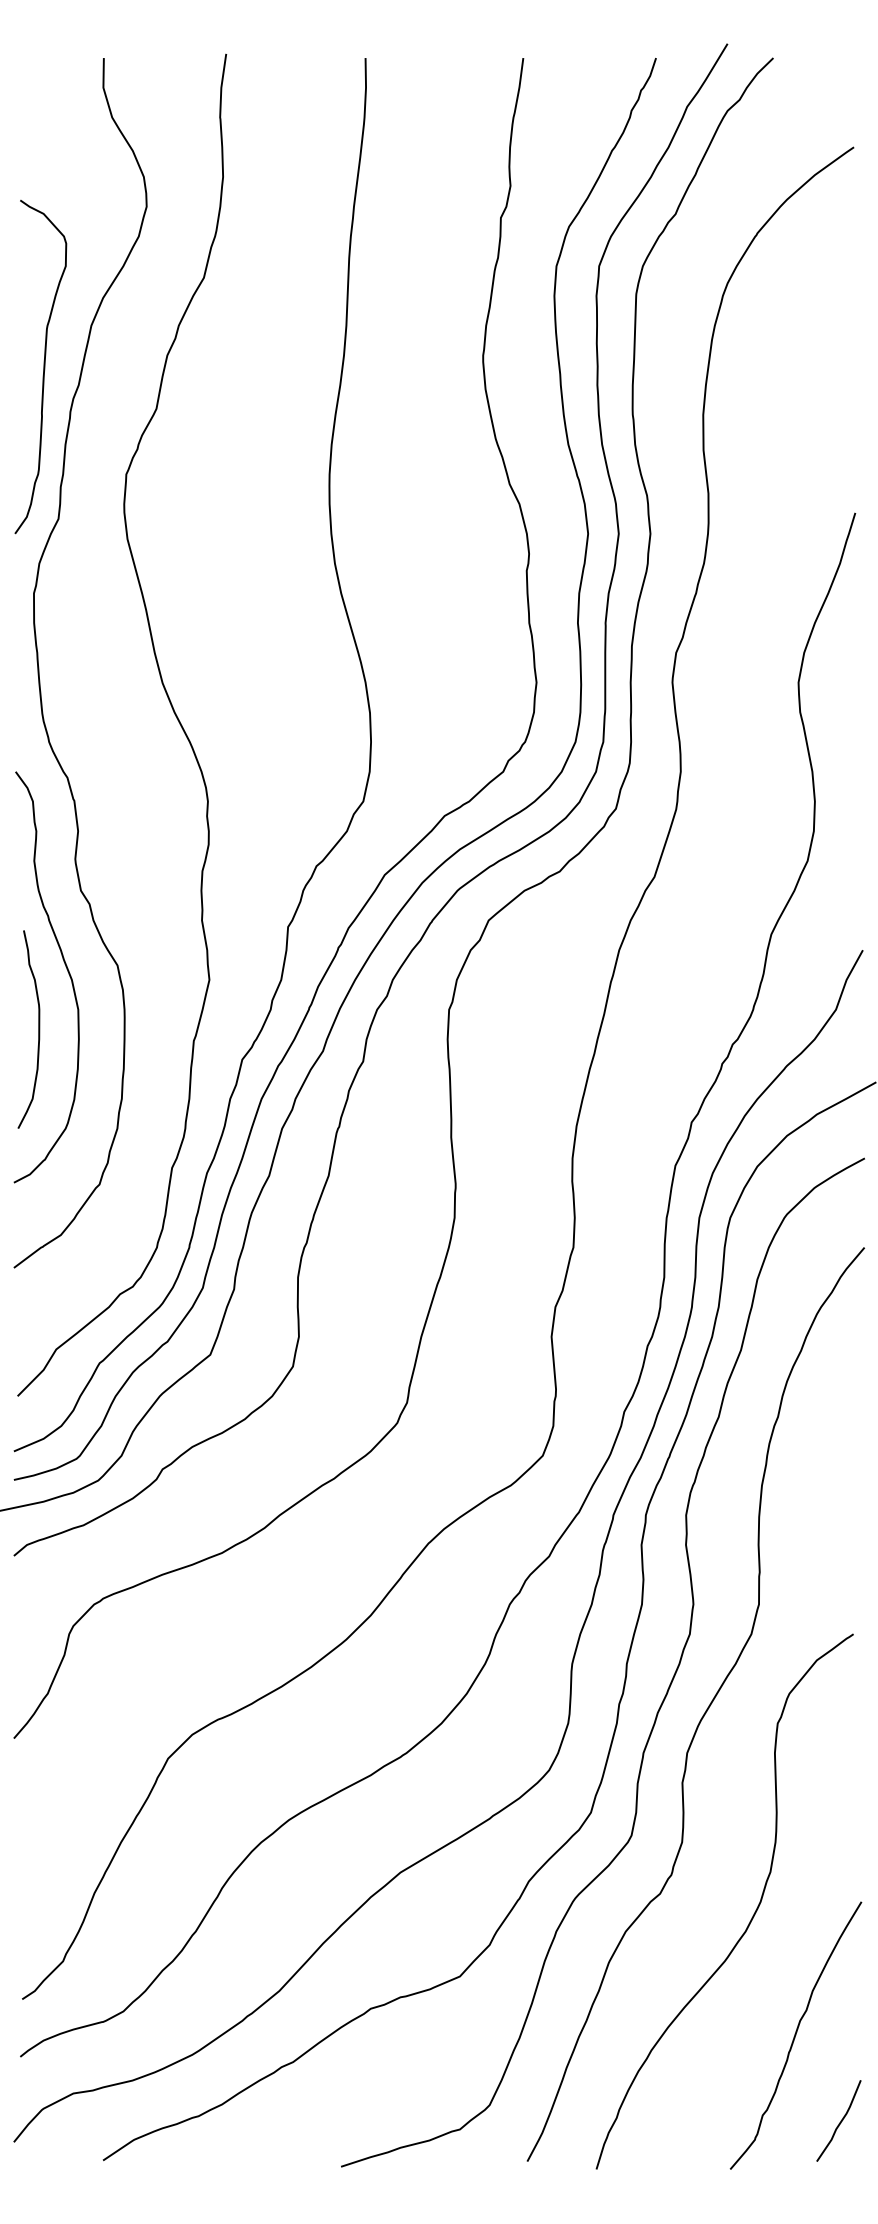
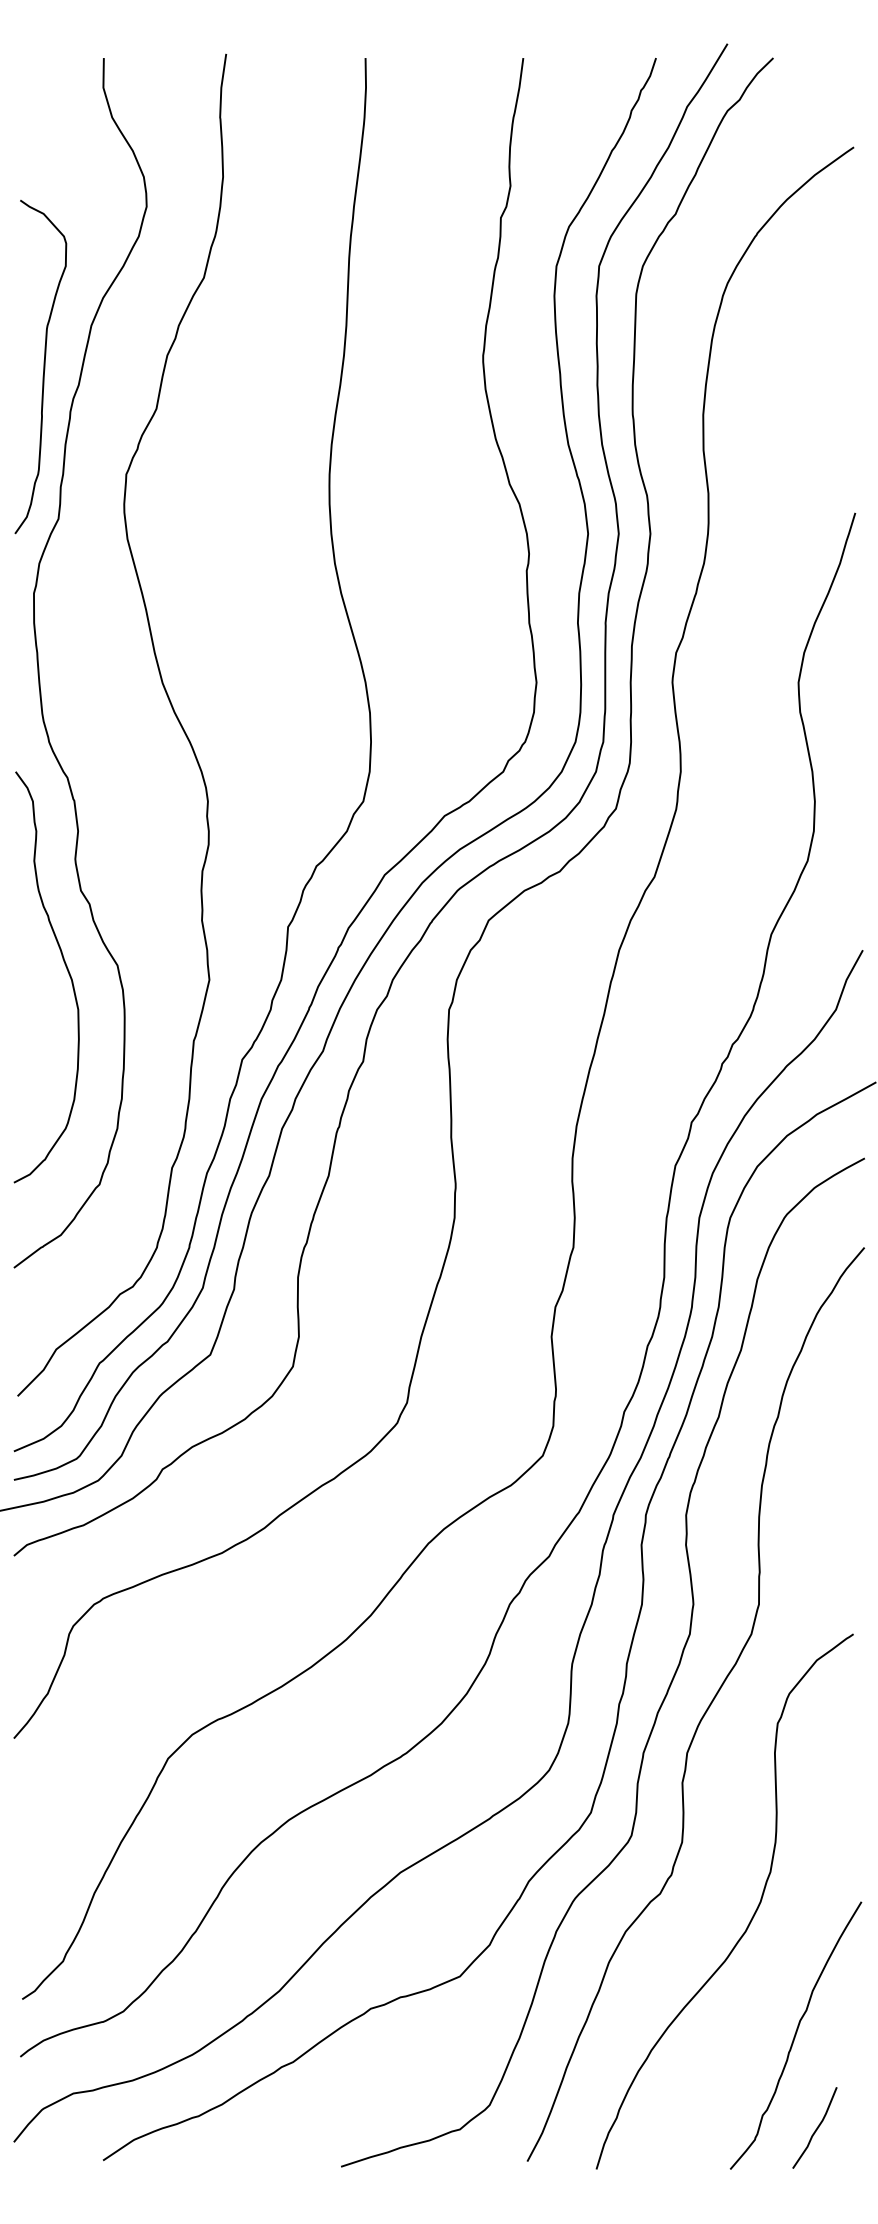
curve: present -> none (38, 1029)
curve position: (840, 2120) -> (816, 2127) (816, 2127)
